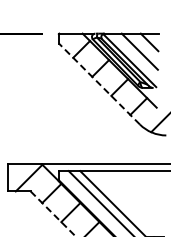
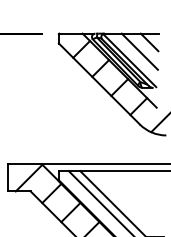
line: dashed -> solid (99, 83)
line: dashed -> solid (53, 213)
